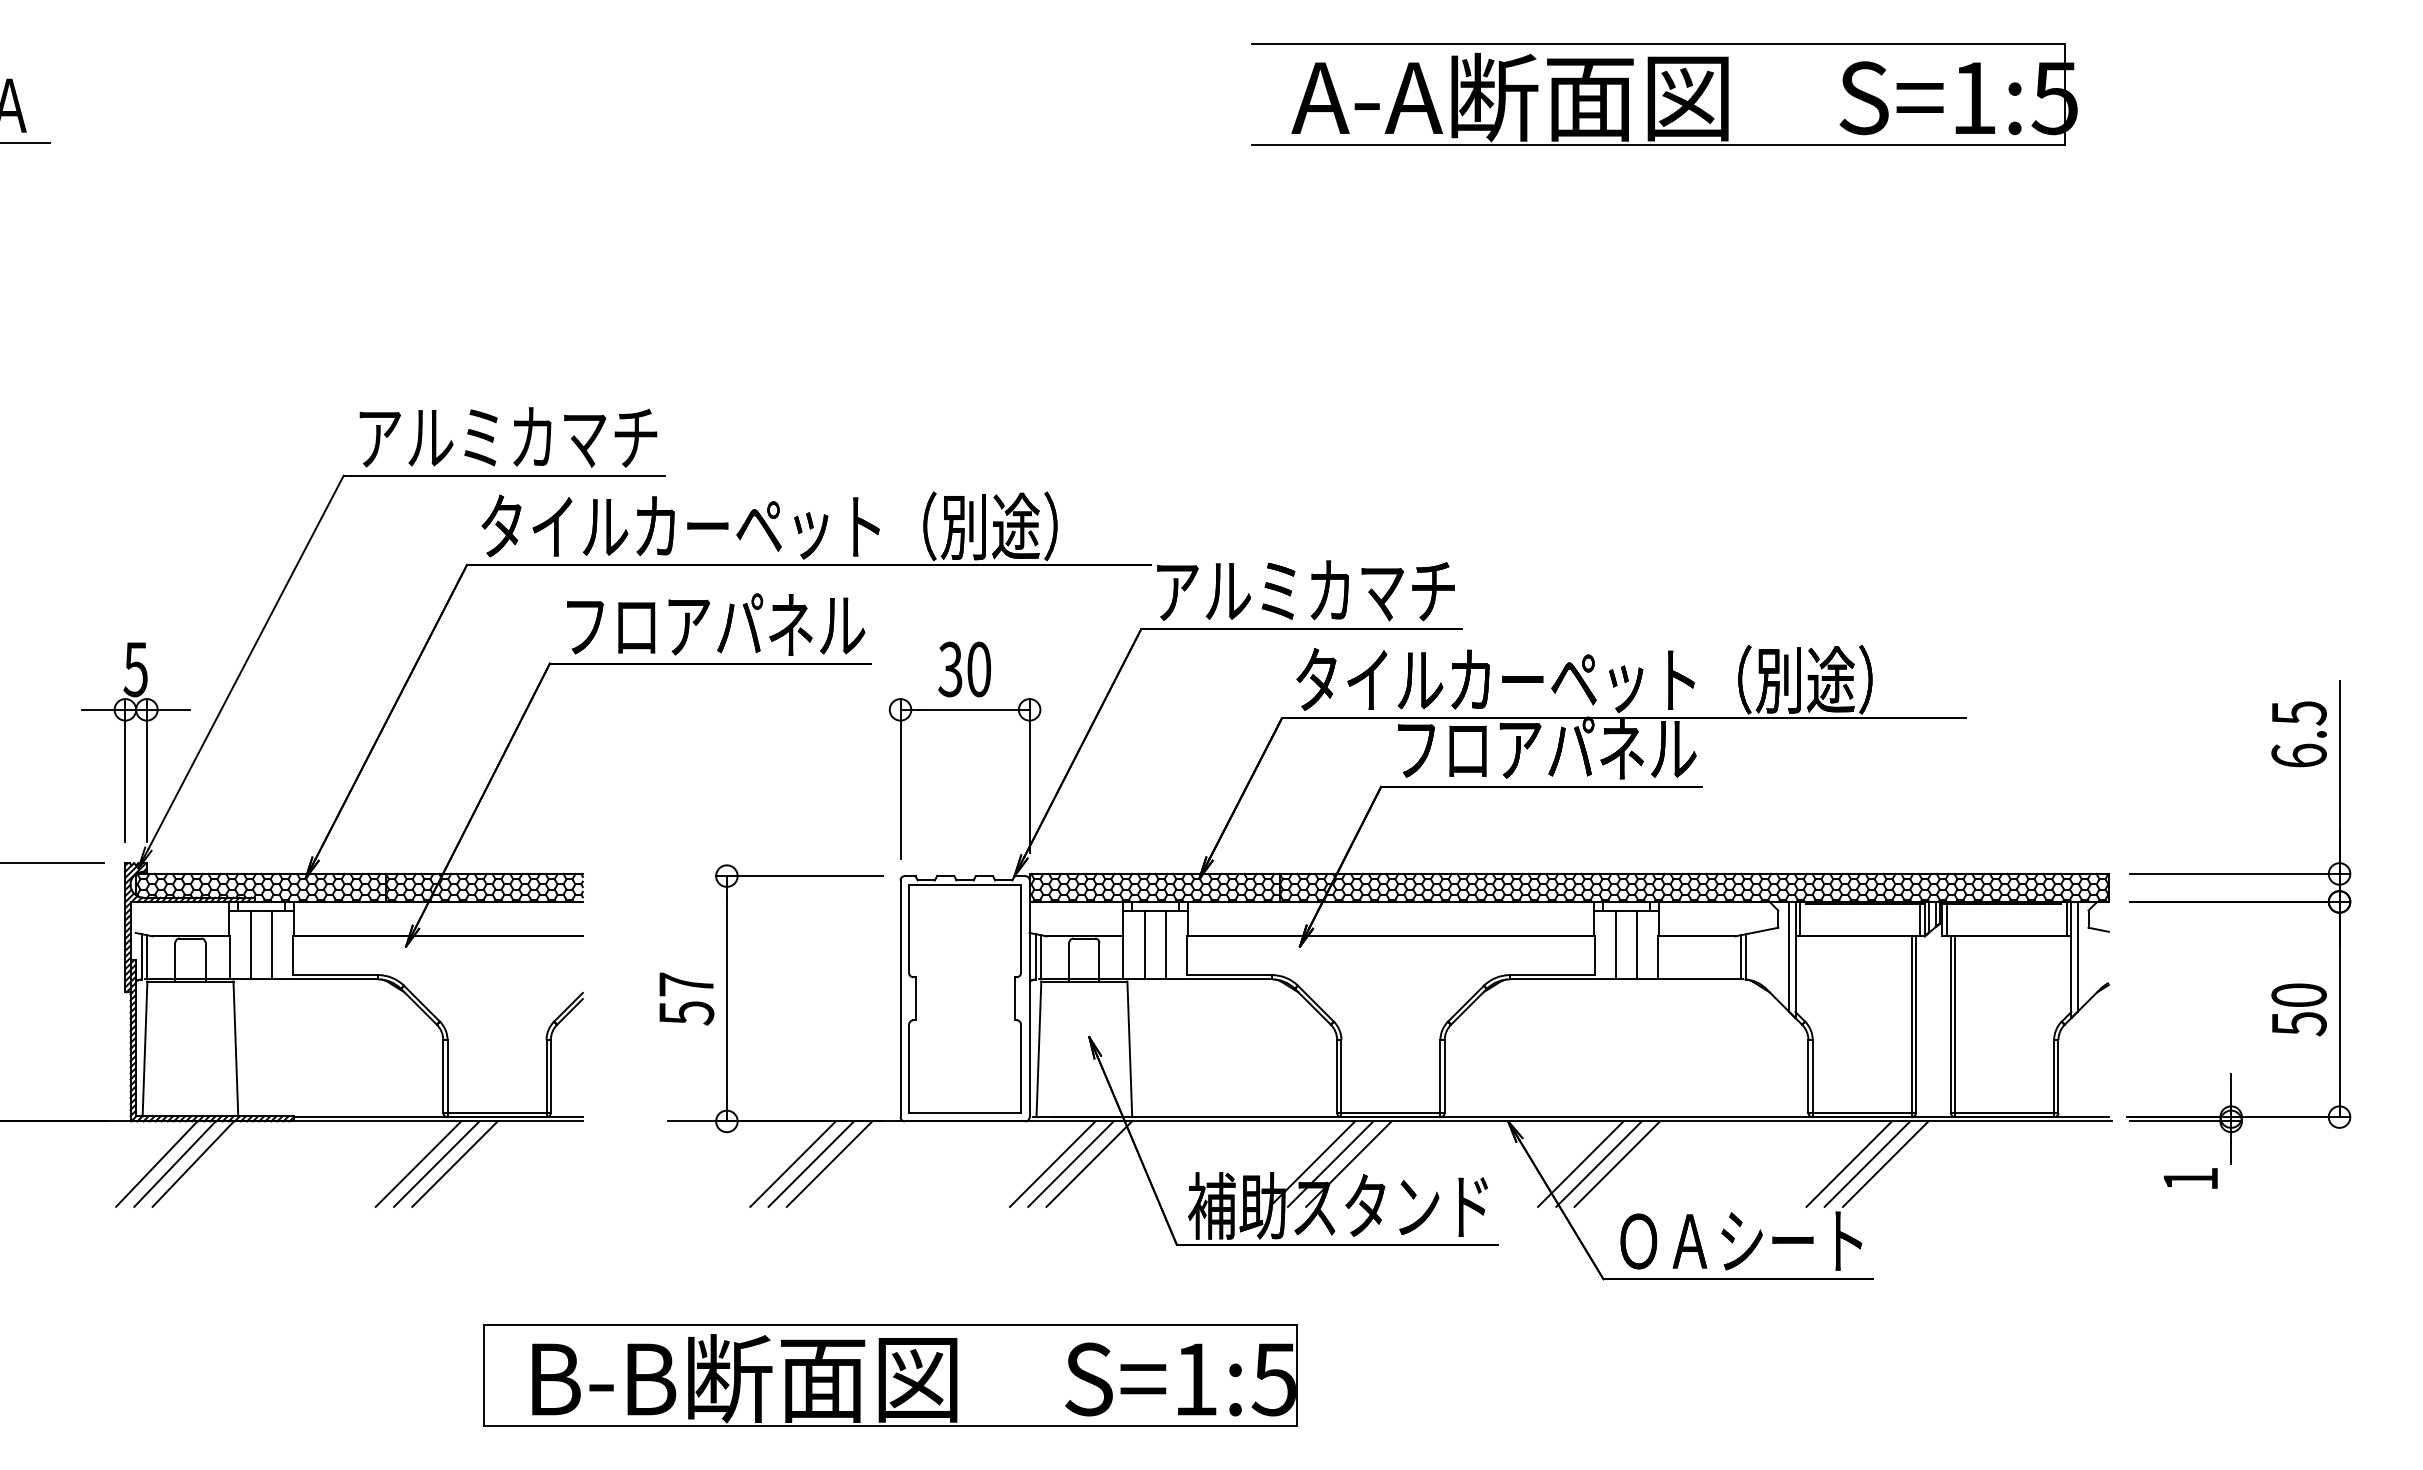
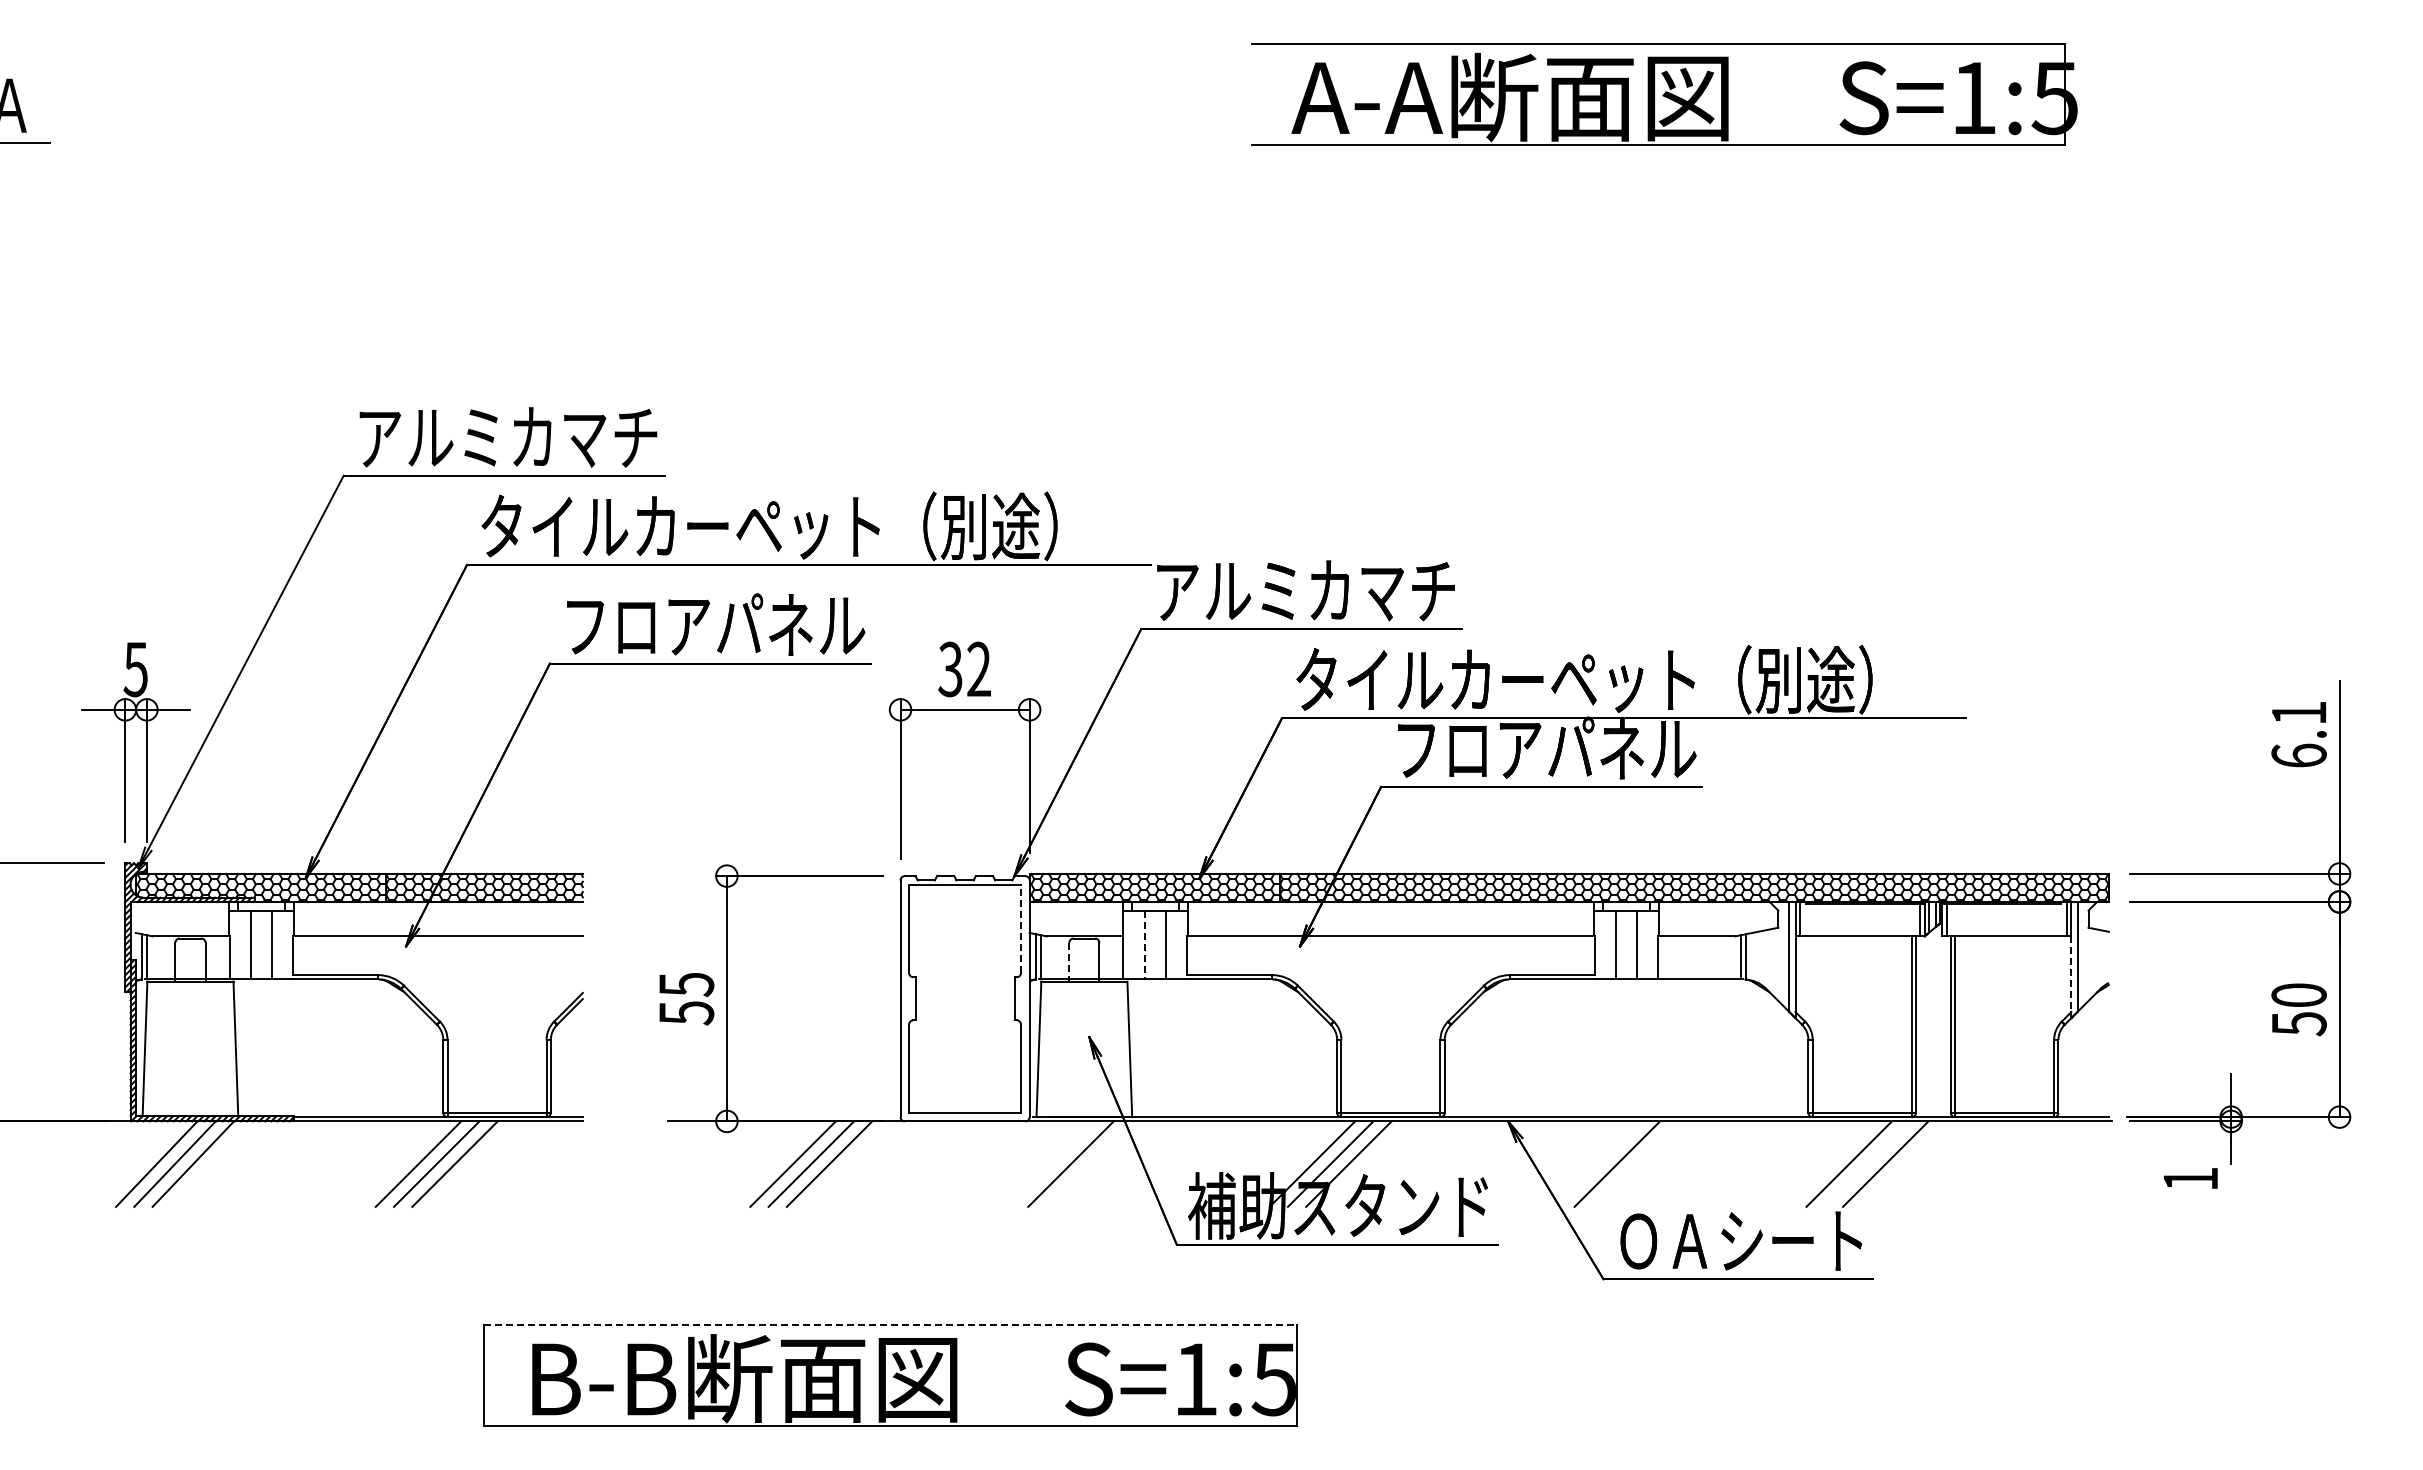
text: 30 -> 32 (979, 669)
text: 6.5 -> 6.1 (2299, 713)
line: solid -> dashed (1021, 928)
line: solid -> dashed (1144, 945)
line: solid -> dashed (1069, 962)
line: solid -> dashed (2071, 974)
text: 57 -> 55 (686, 984)
line: present -> none (1052, 1163)
line: present -> none (1088, 1163)
line: present -> none (1580, 1163)
line: present -> none (1598, 1163)
line: present -> none (1867, 1163)
line: solid -> dashed (891, 1325)
